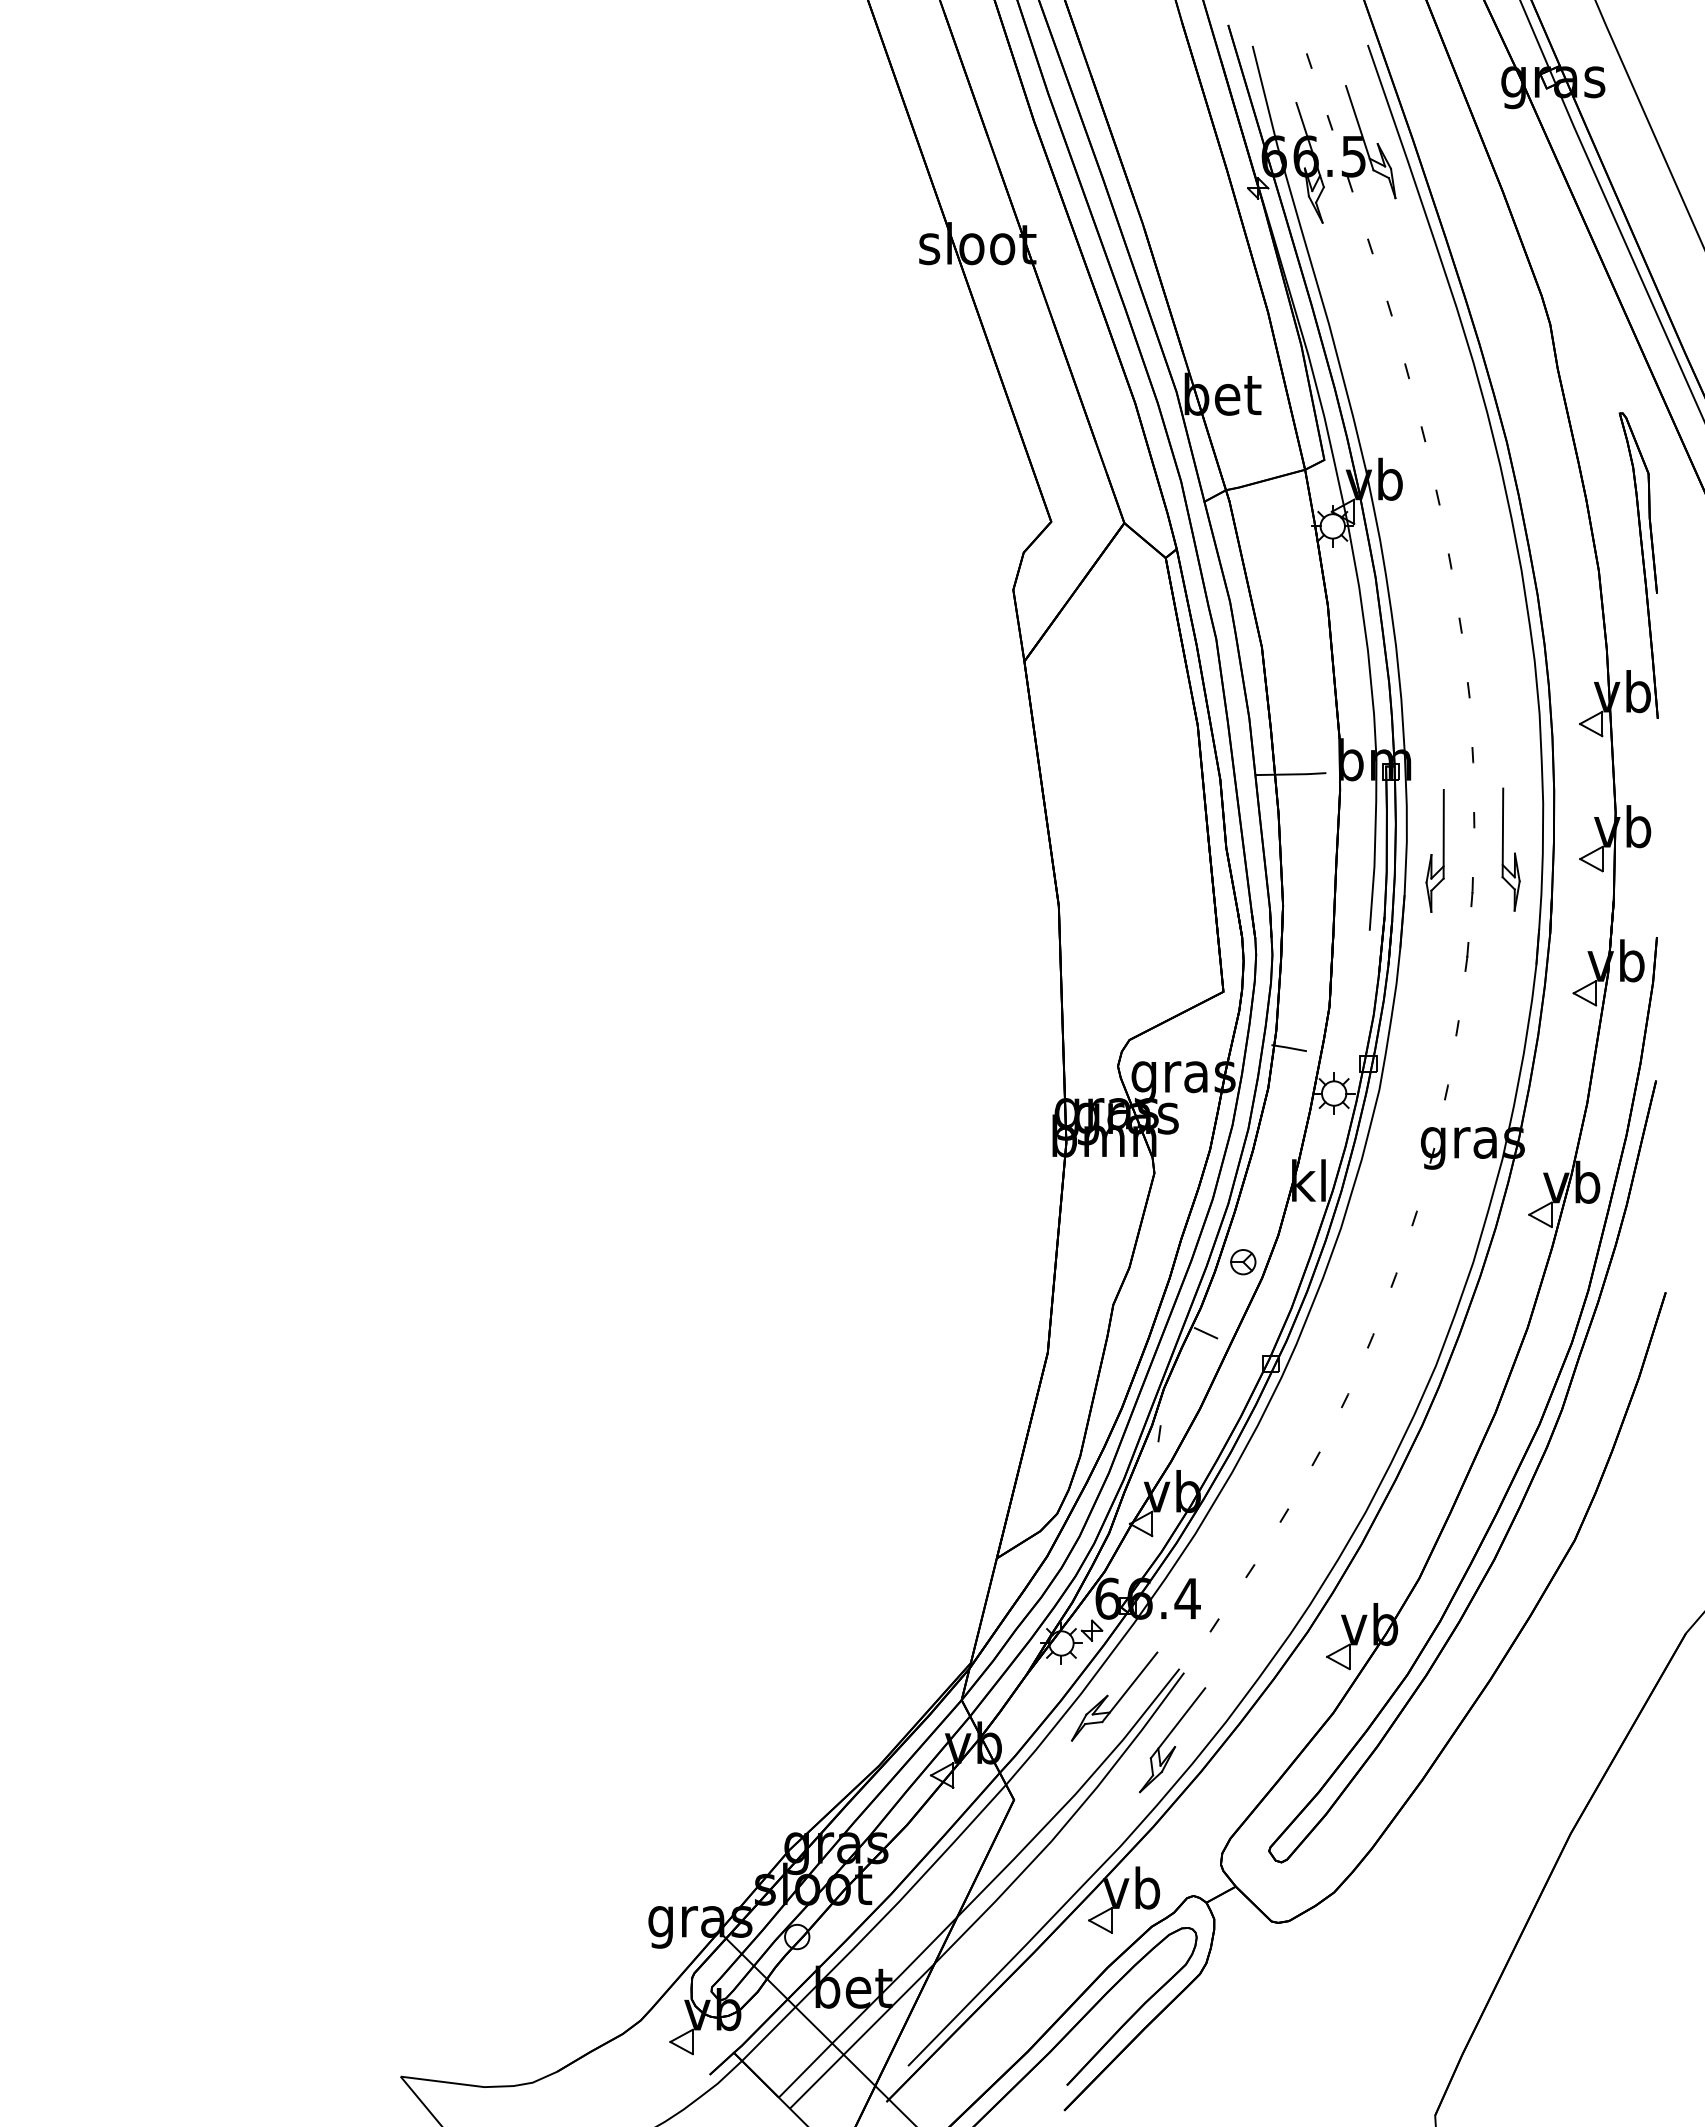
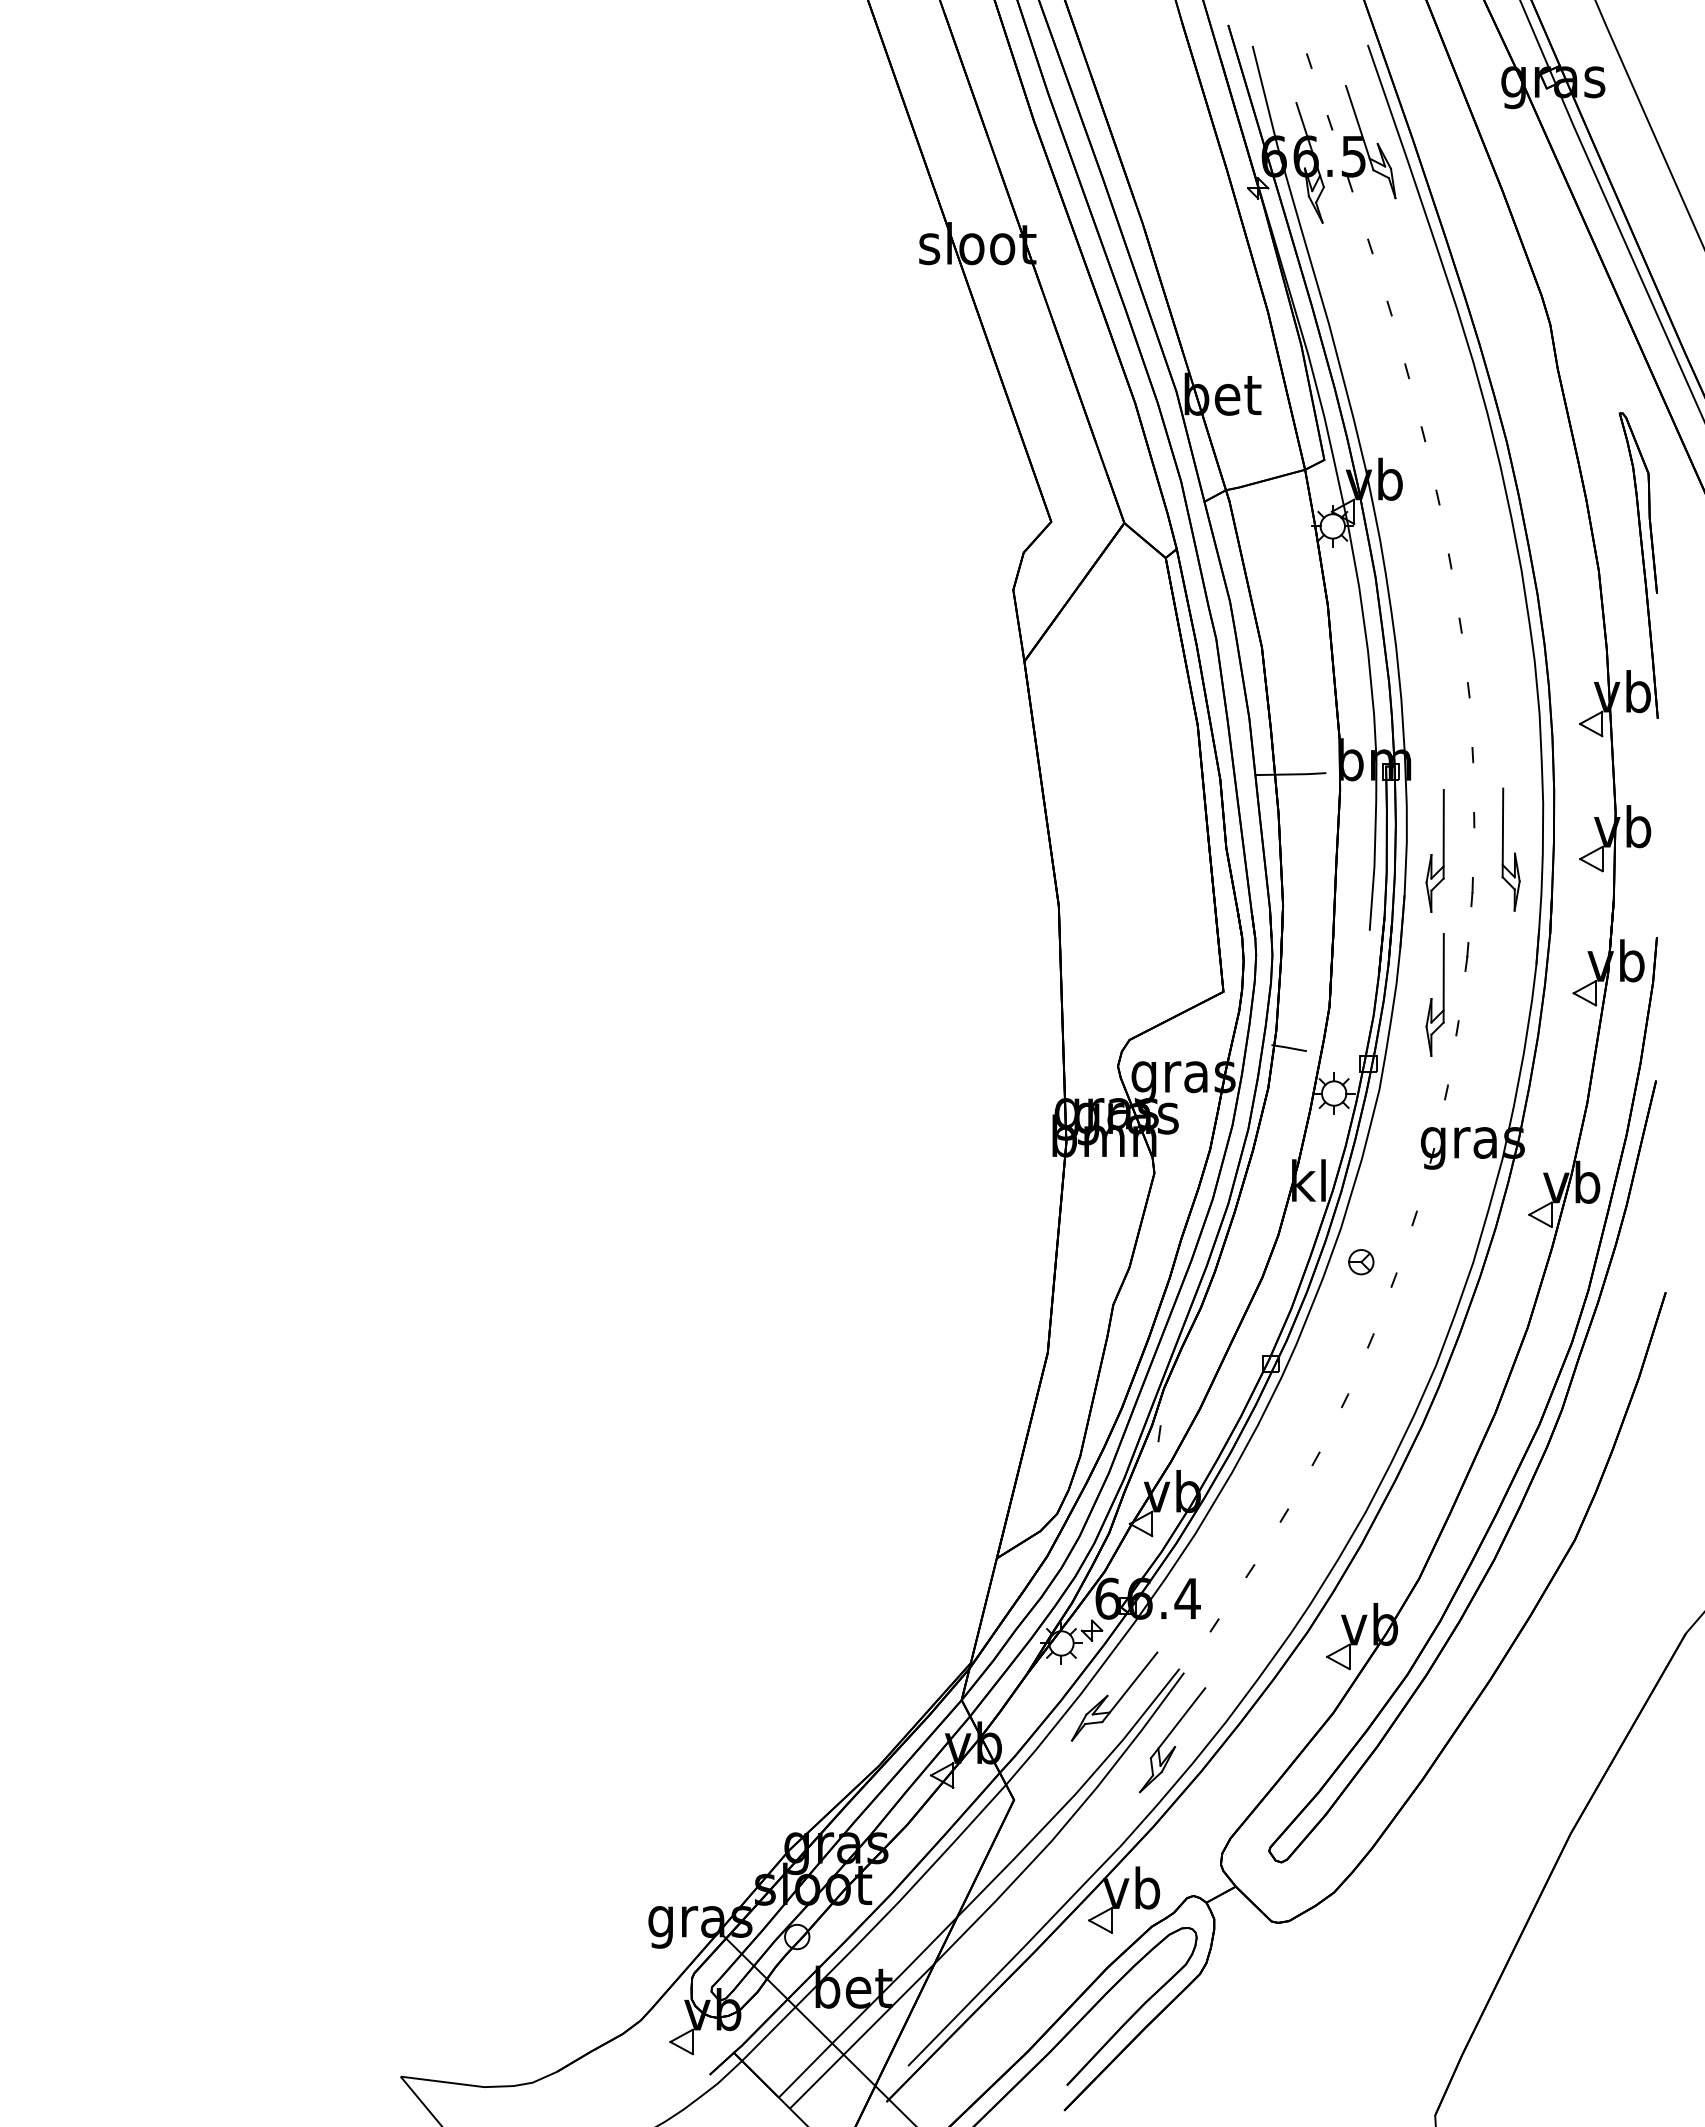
part: none -> present (1434, 994)
part position: (1243, 1262) -> (1361, 1262) (1361, 1262)
line: present -> none (1205, 1333)
